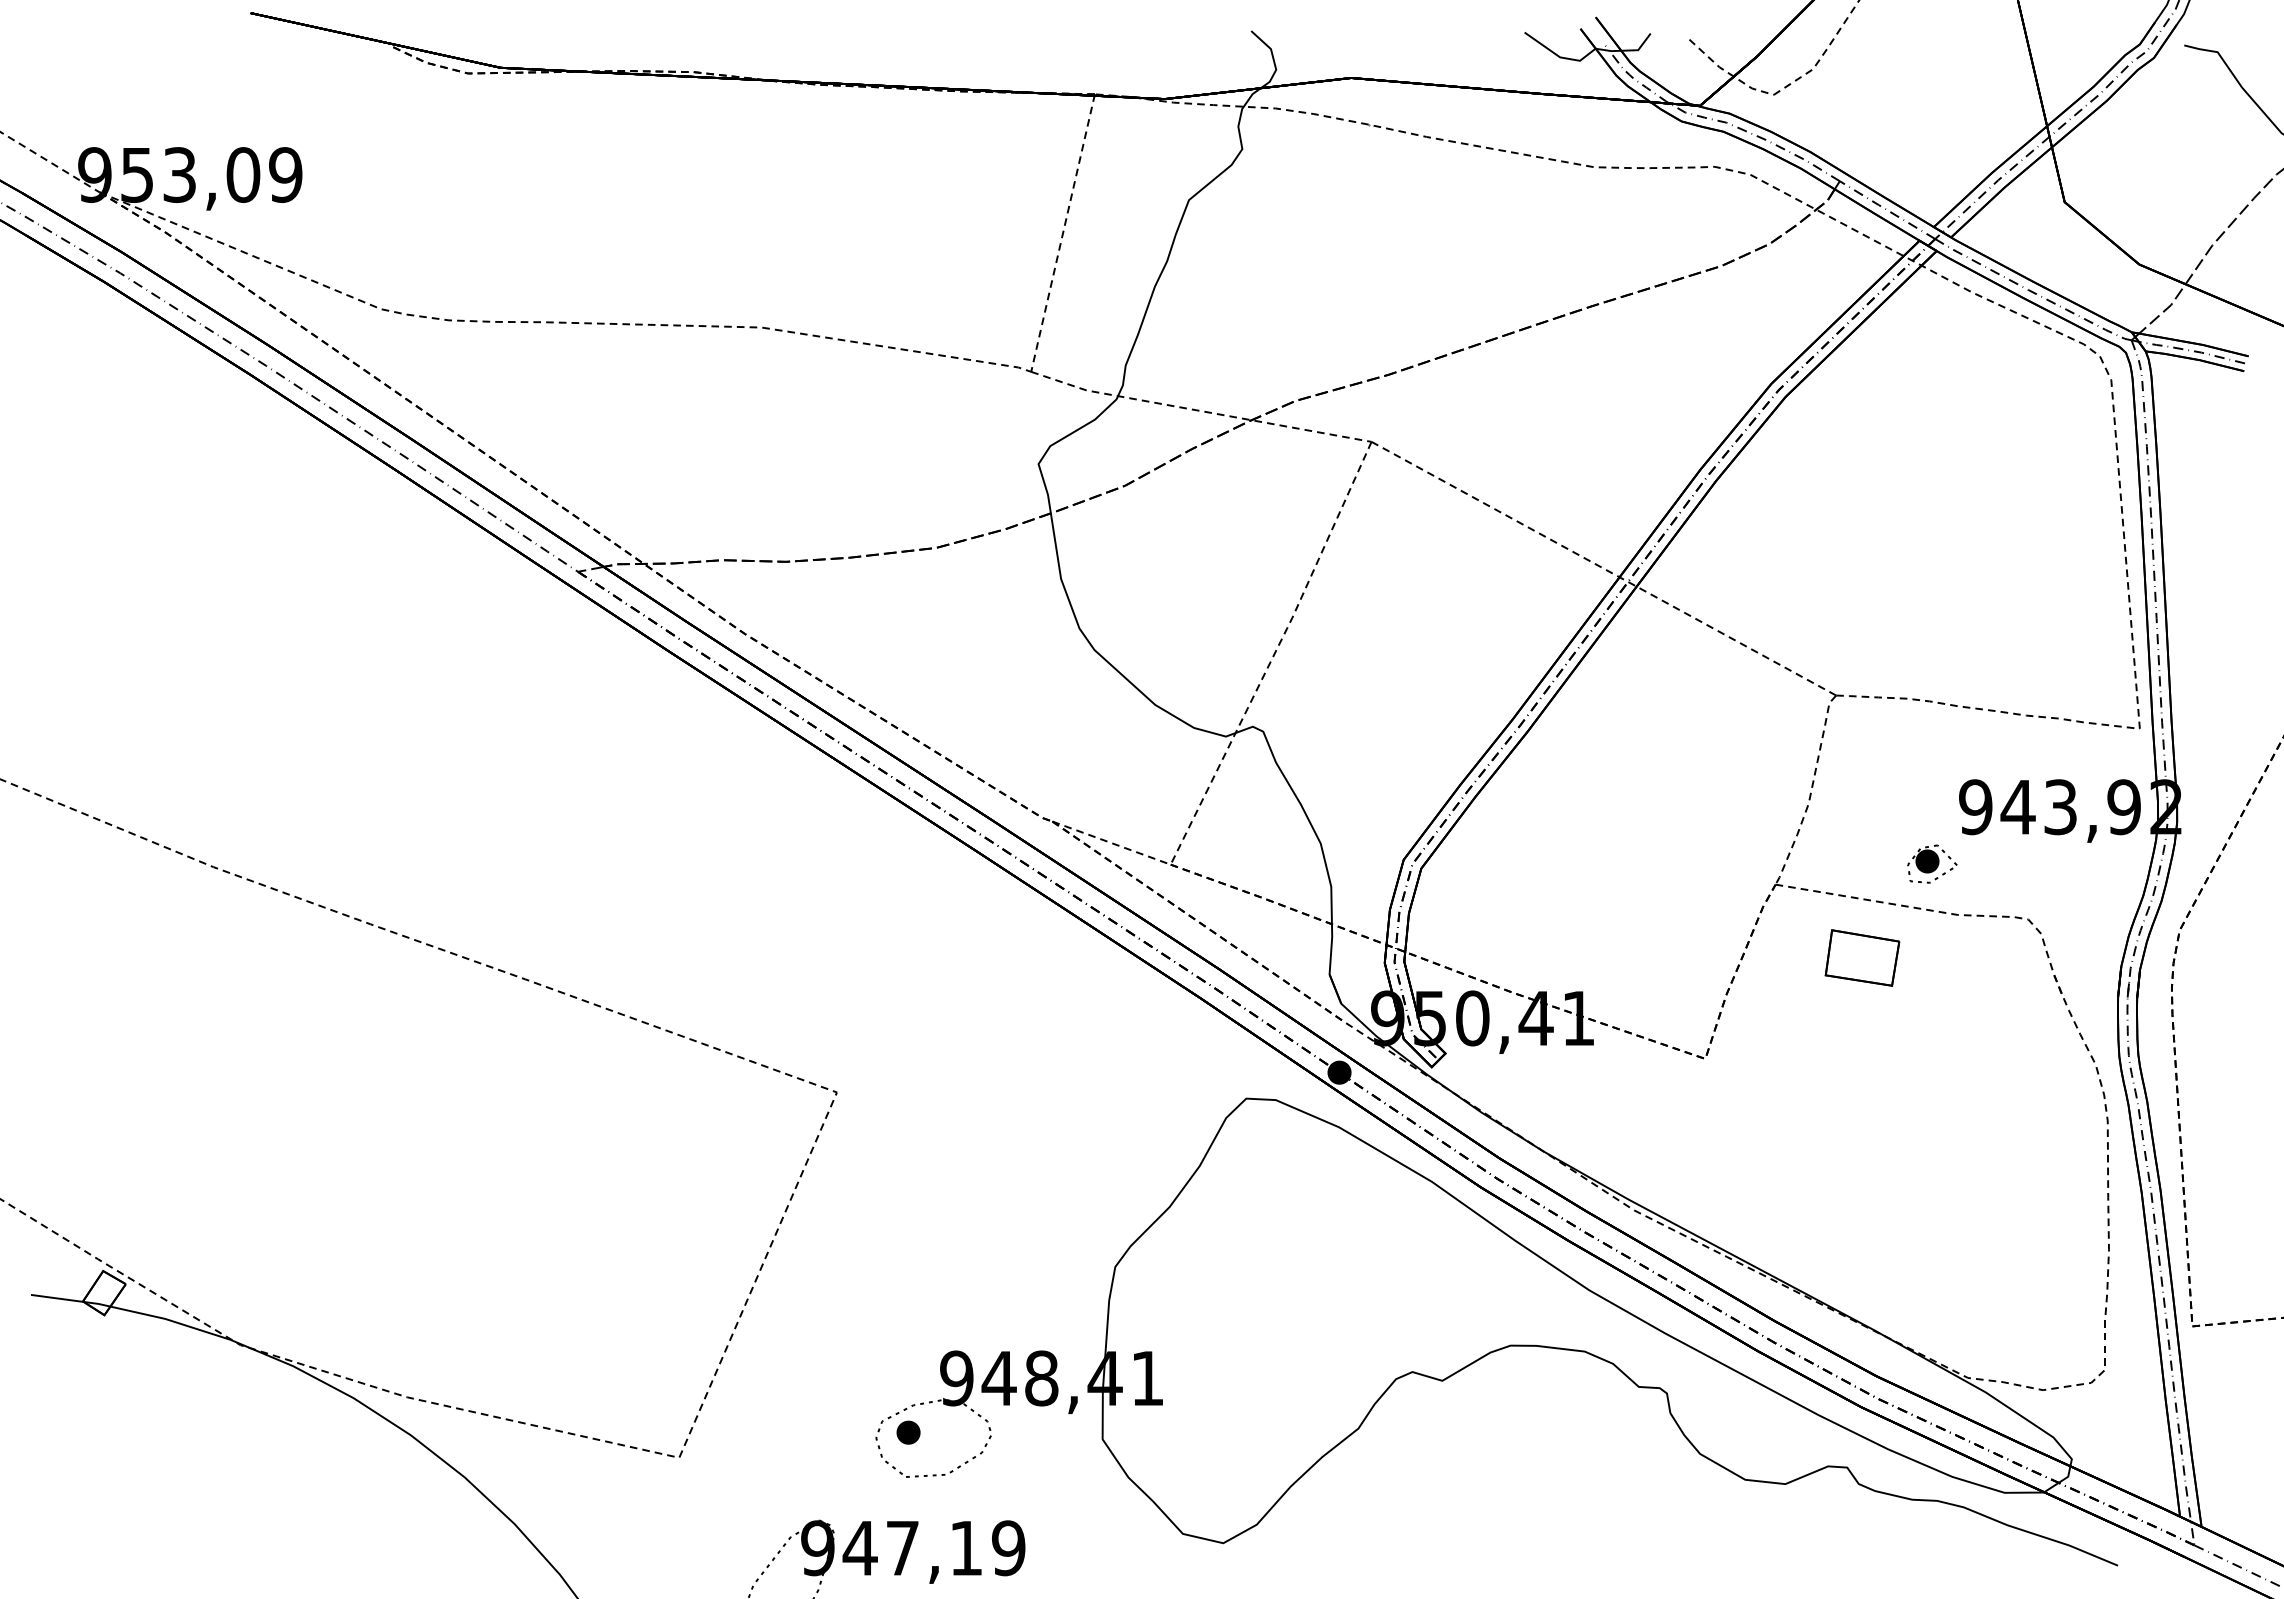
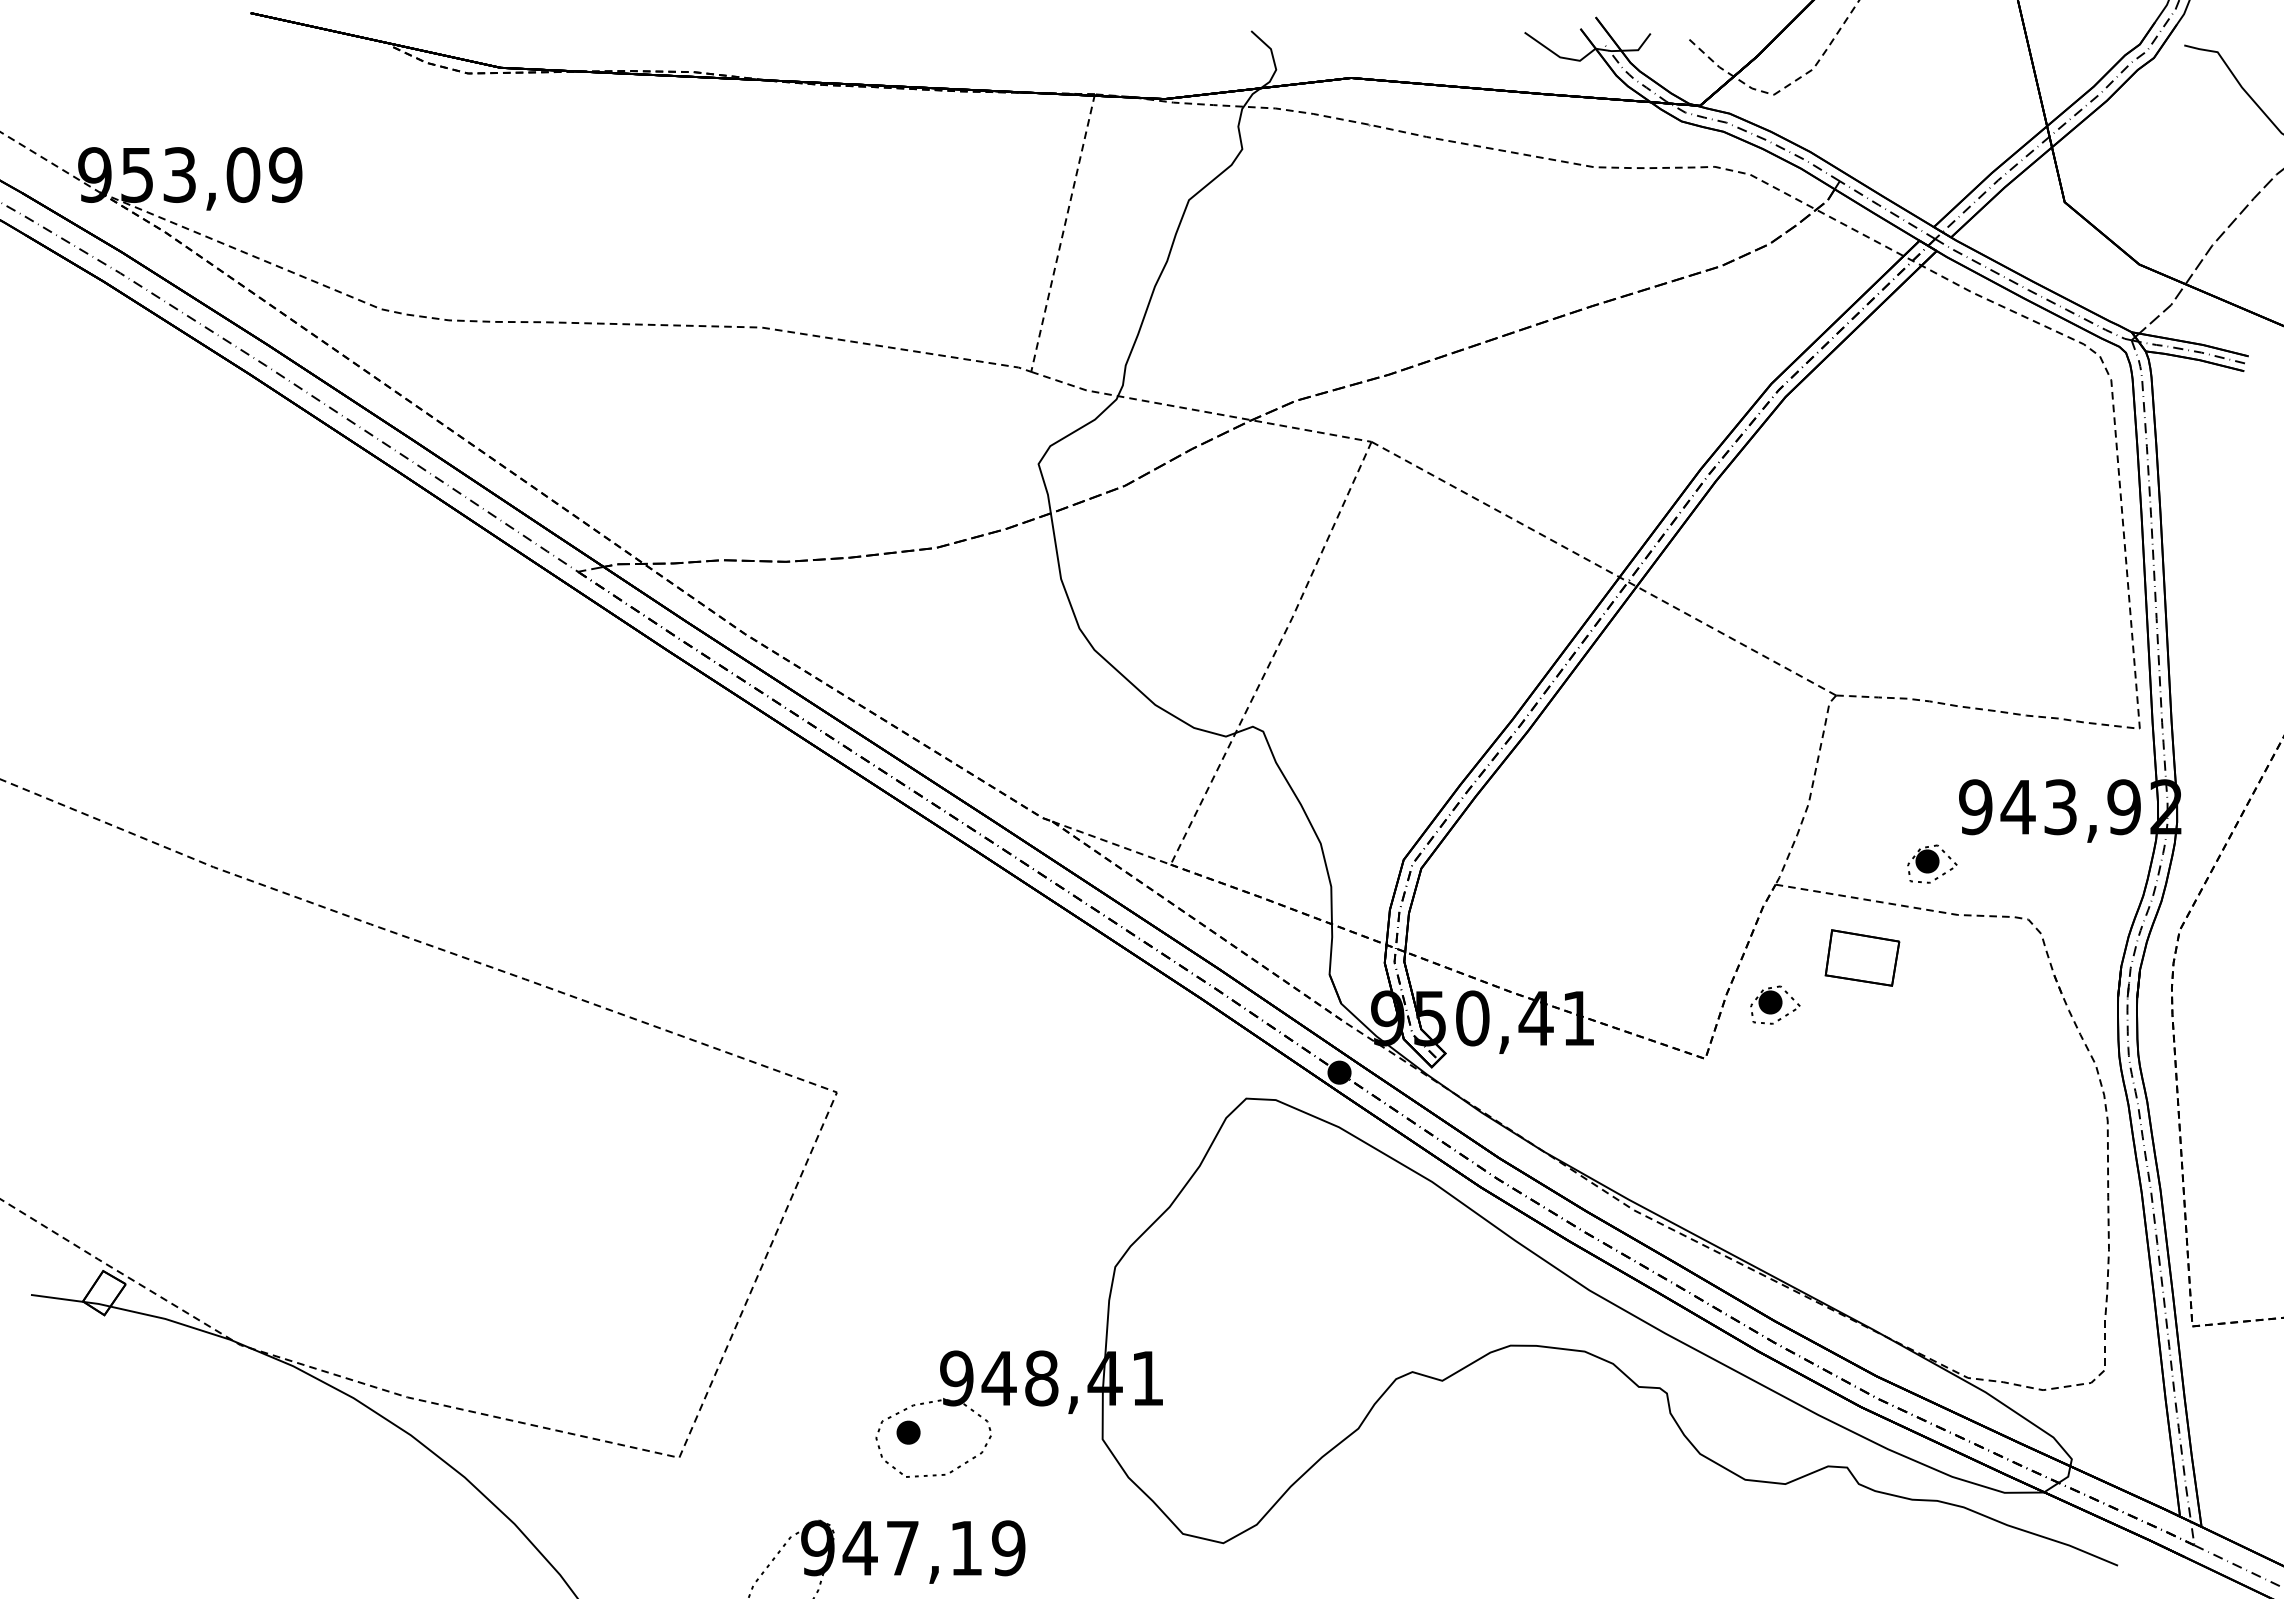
part: none -> present (1775, 1004)
